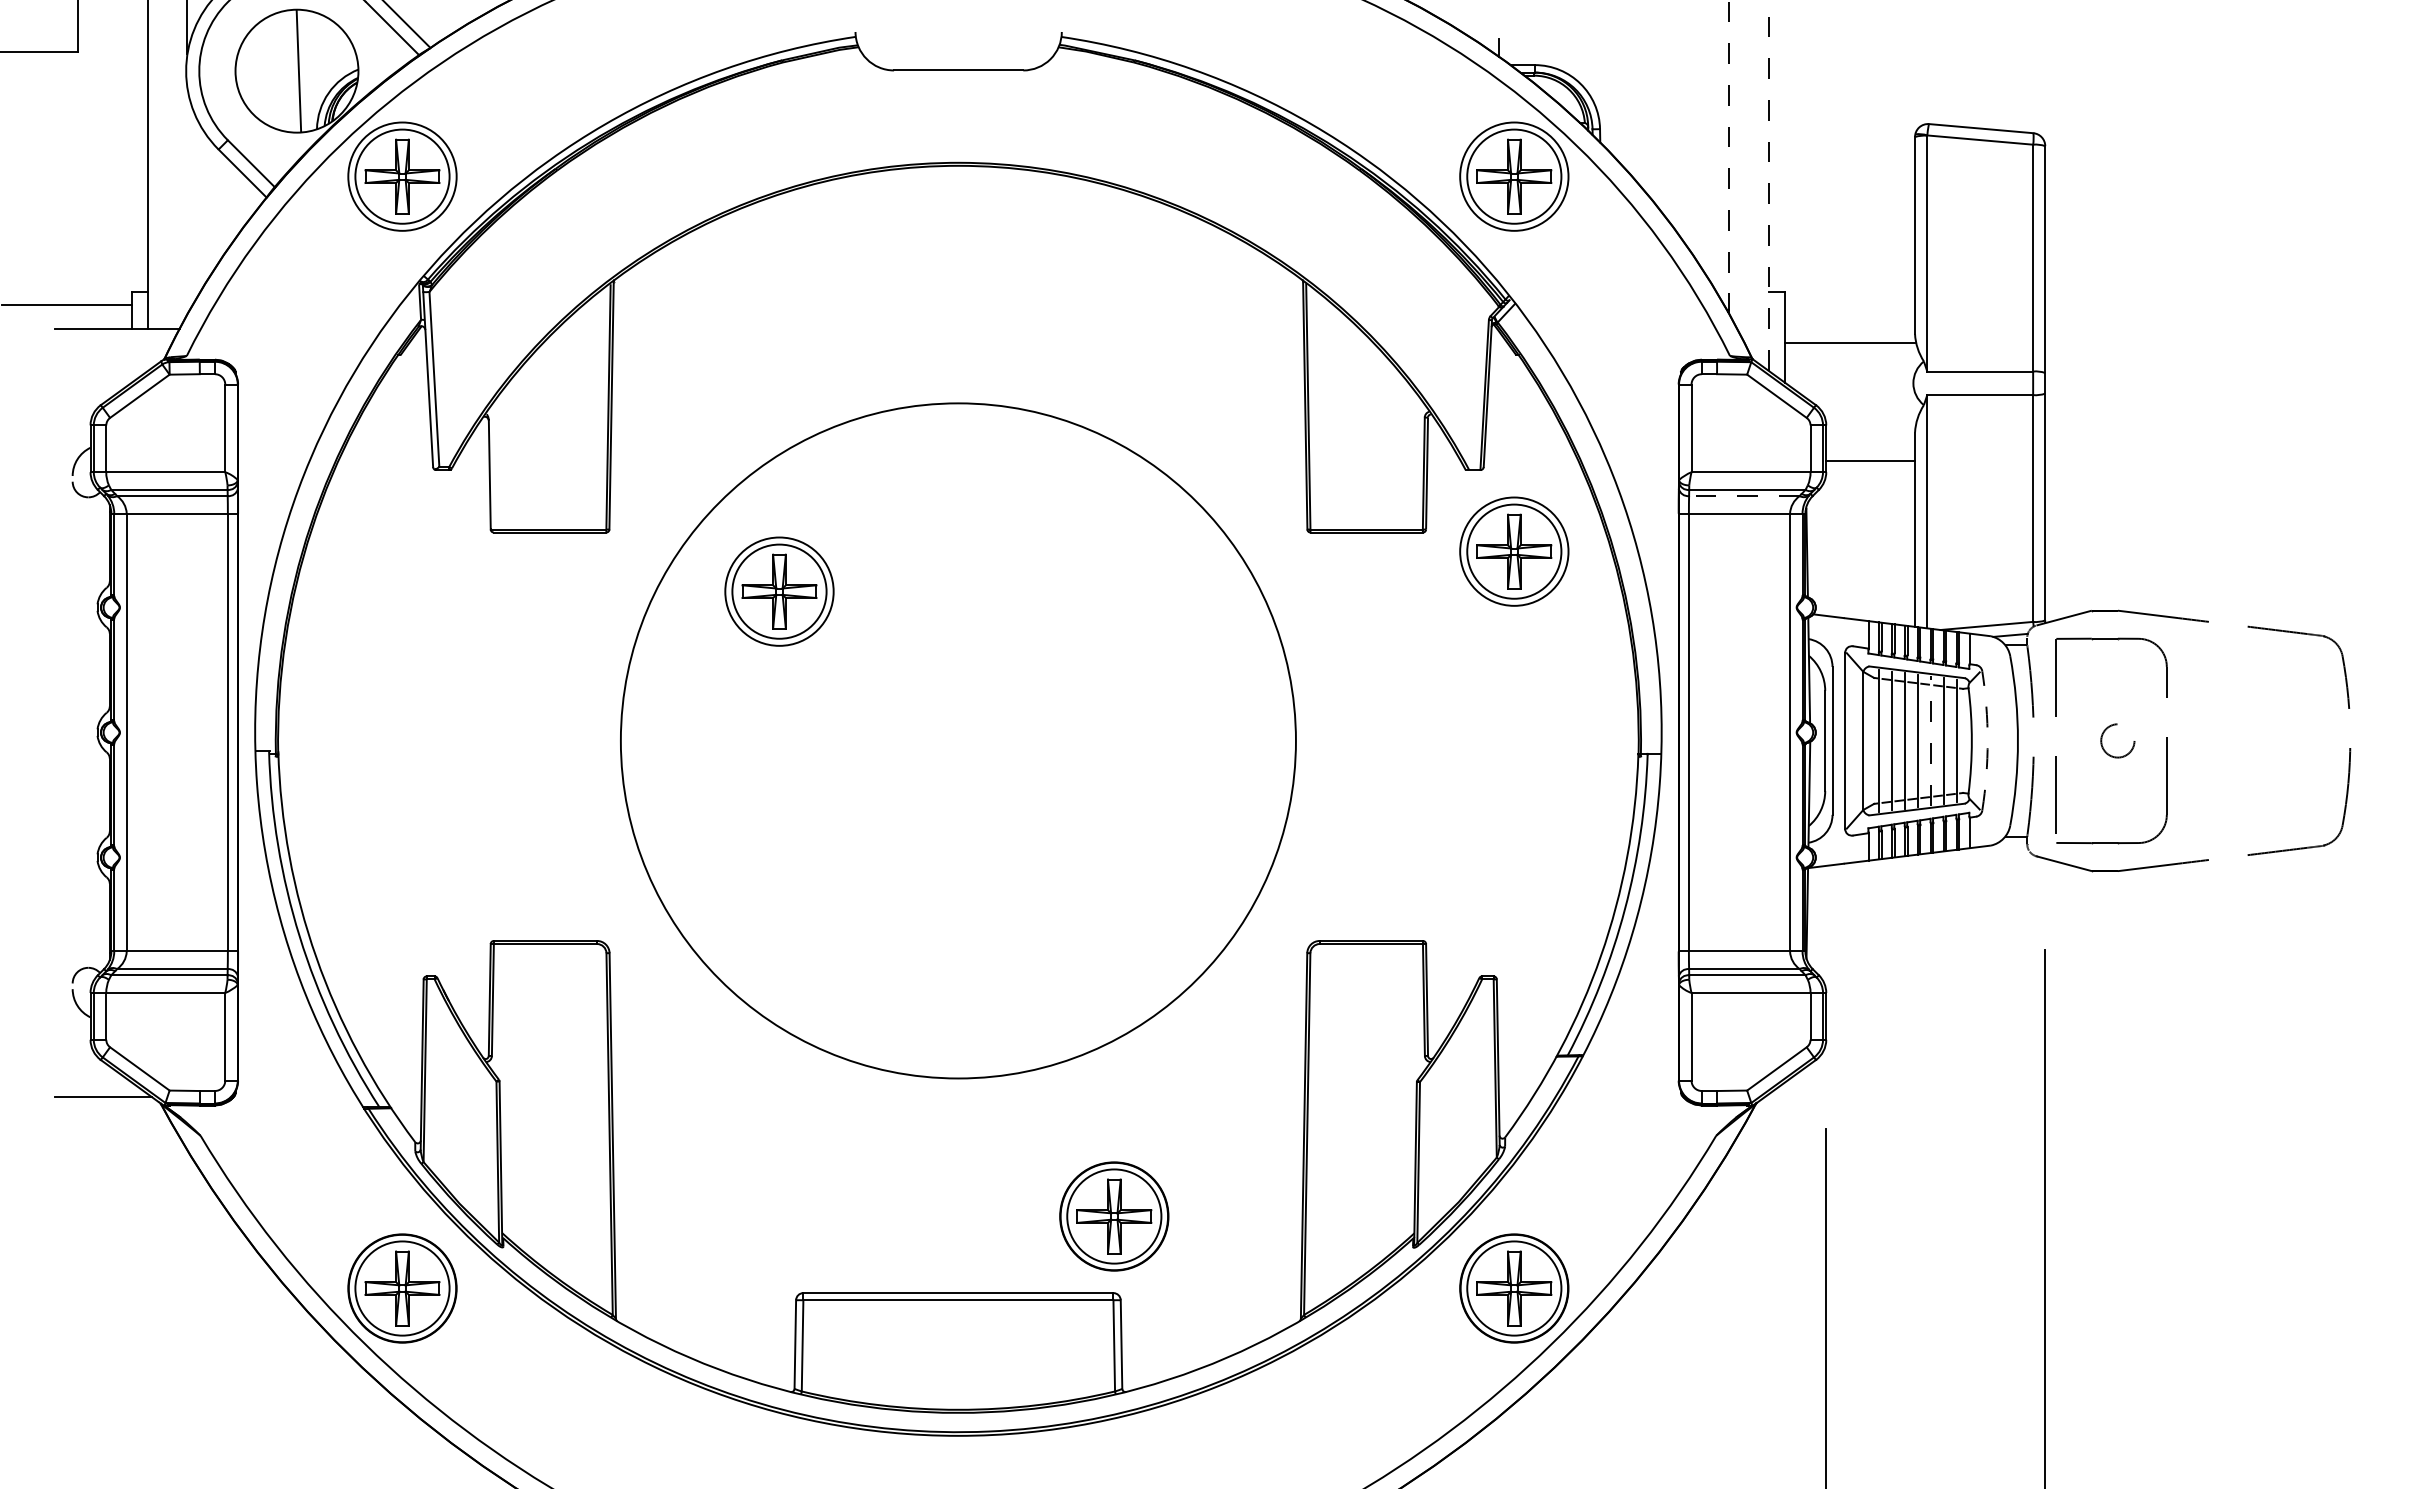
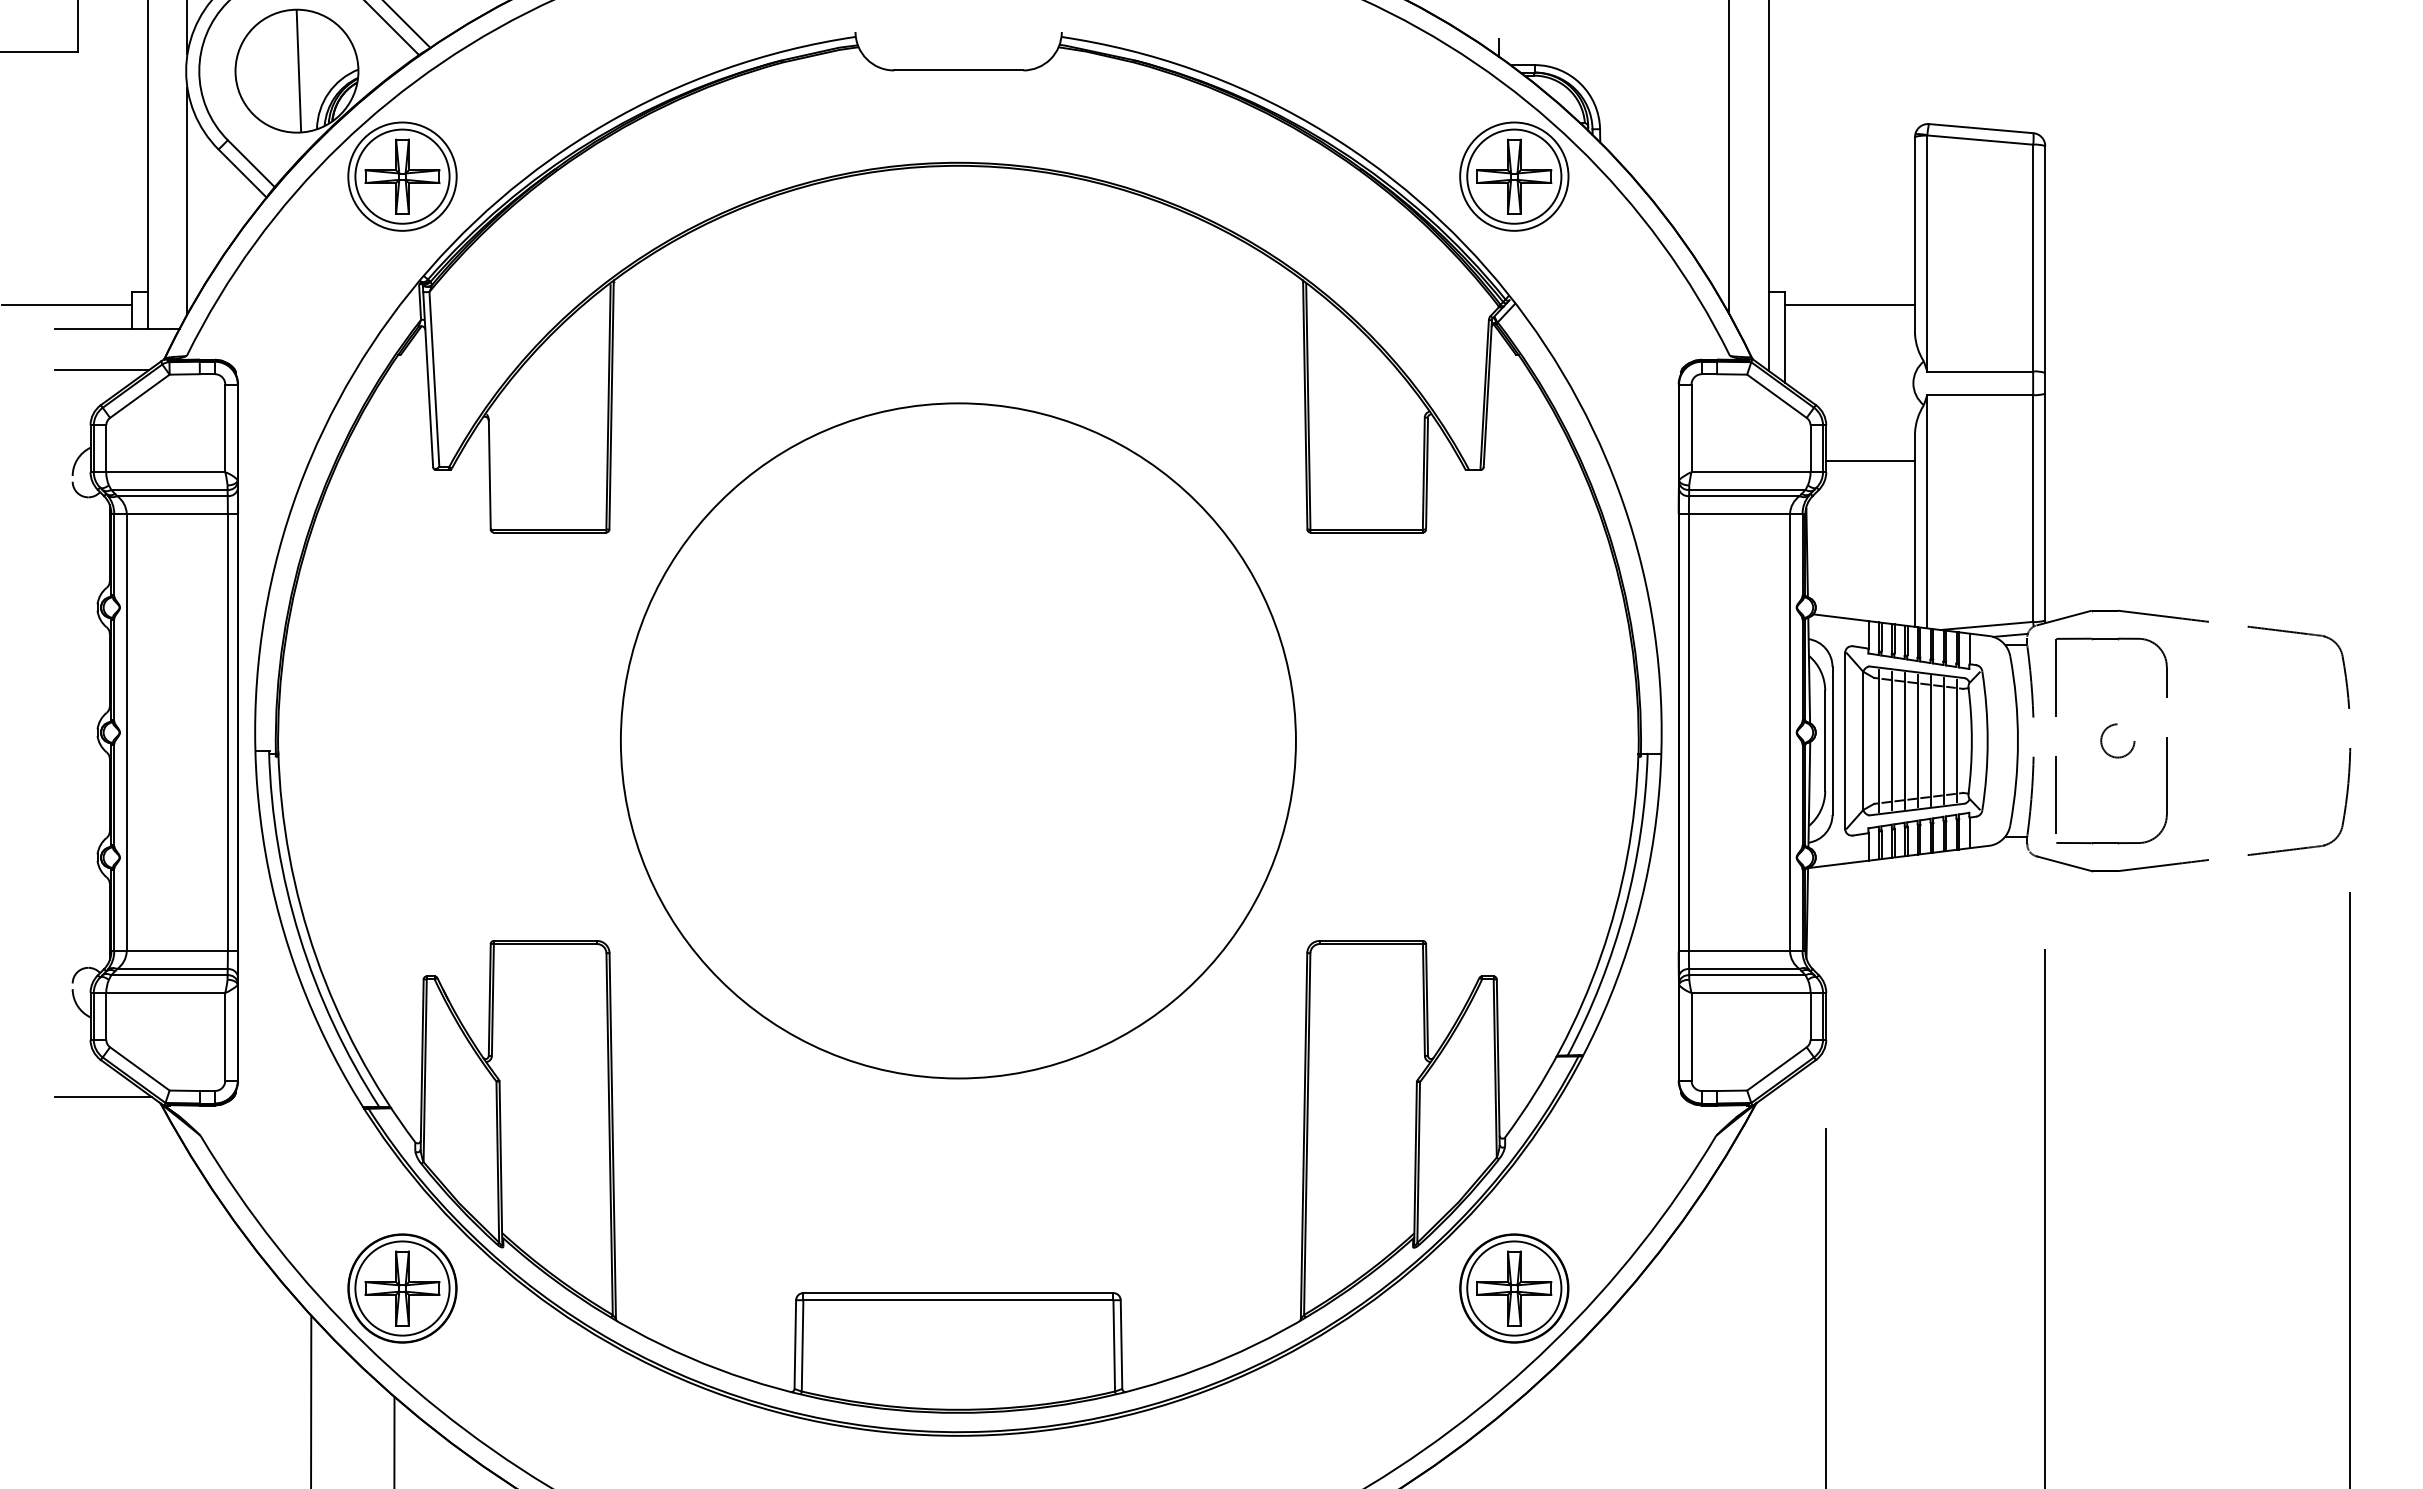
line: dashed -> solid (1729, 157)
line: dashed -> solid (1768, 185)
line: none -> present (187, 201)
line position: (1849, 343) -> (1849, 305) (1849, 305)
line: none -> present (102, 370)
line: dashed -> solid (1743, 496)
part: present -> none (1514, 551)
part: present -> none (779, 591)
line: dashed -> solid (1930, 740)
arc: dashed -> solid (1987, 740)
line: none -> present (2350, 1188)
part: present -> none (1114, 1216)
line: none -> present (311, 1400)
line: none -> present (394, 1440)
